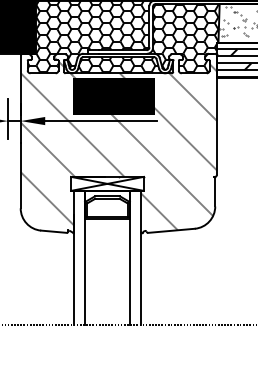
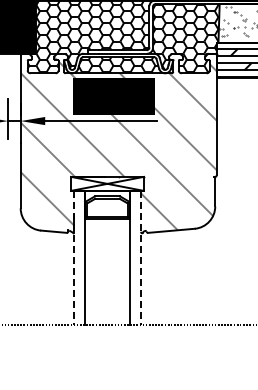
line: solid -> dashed (73, 258)
line: solid -> dashed (141, 258)
